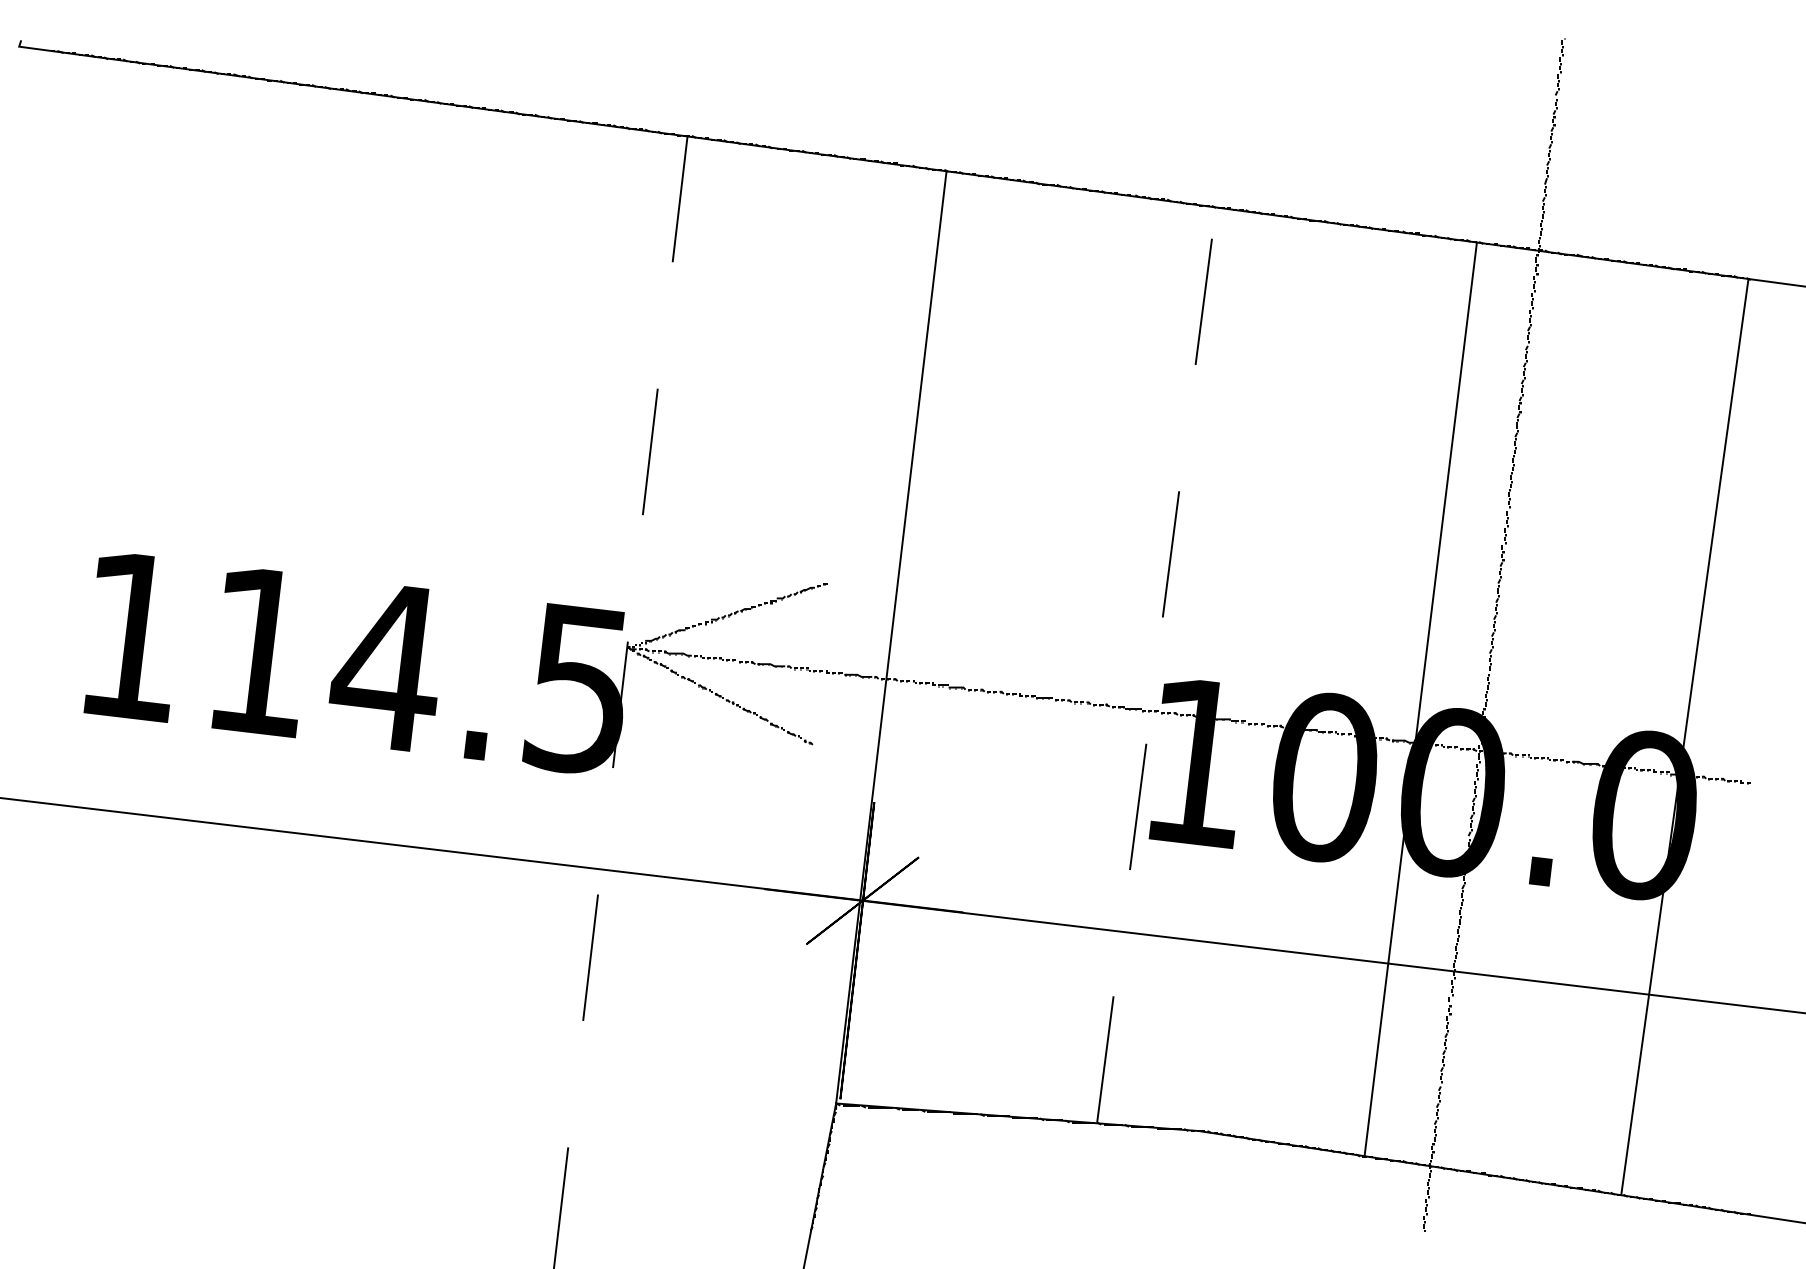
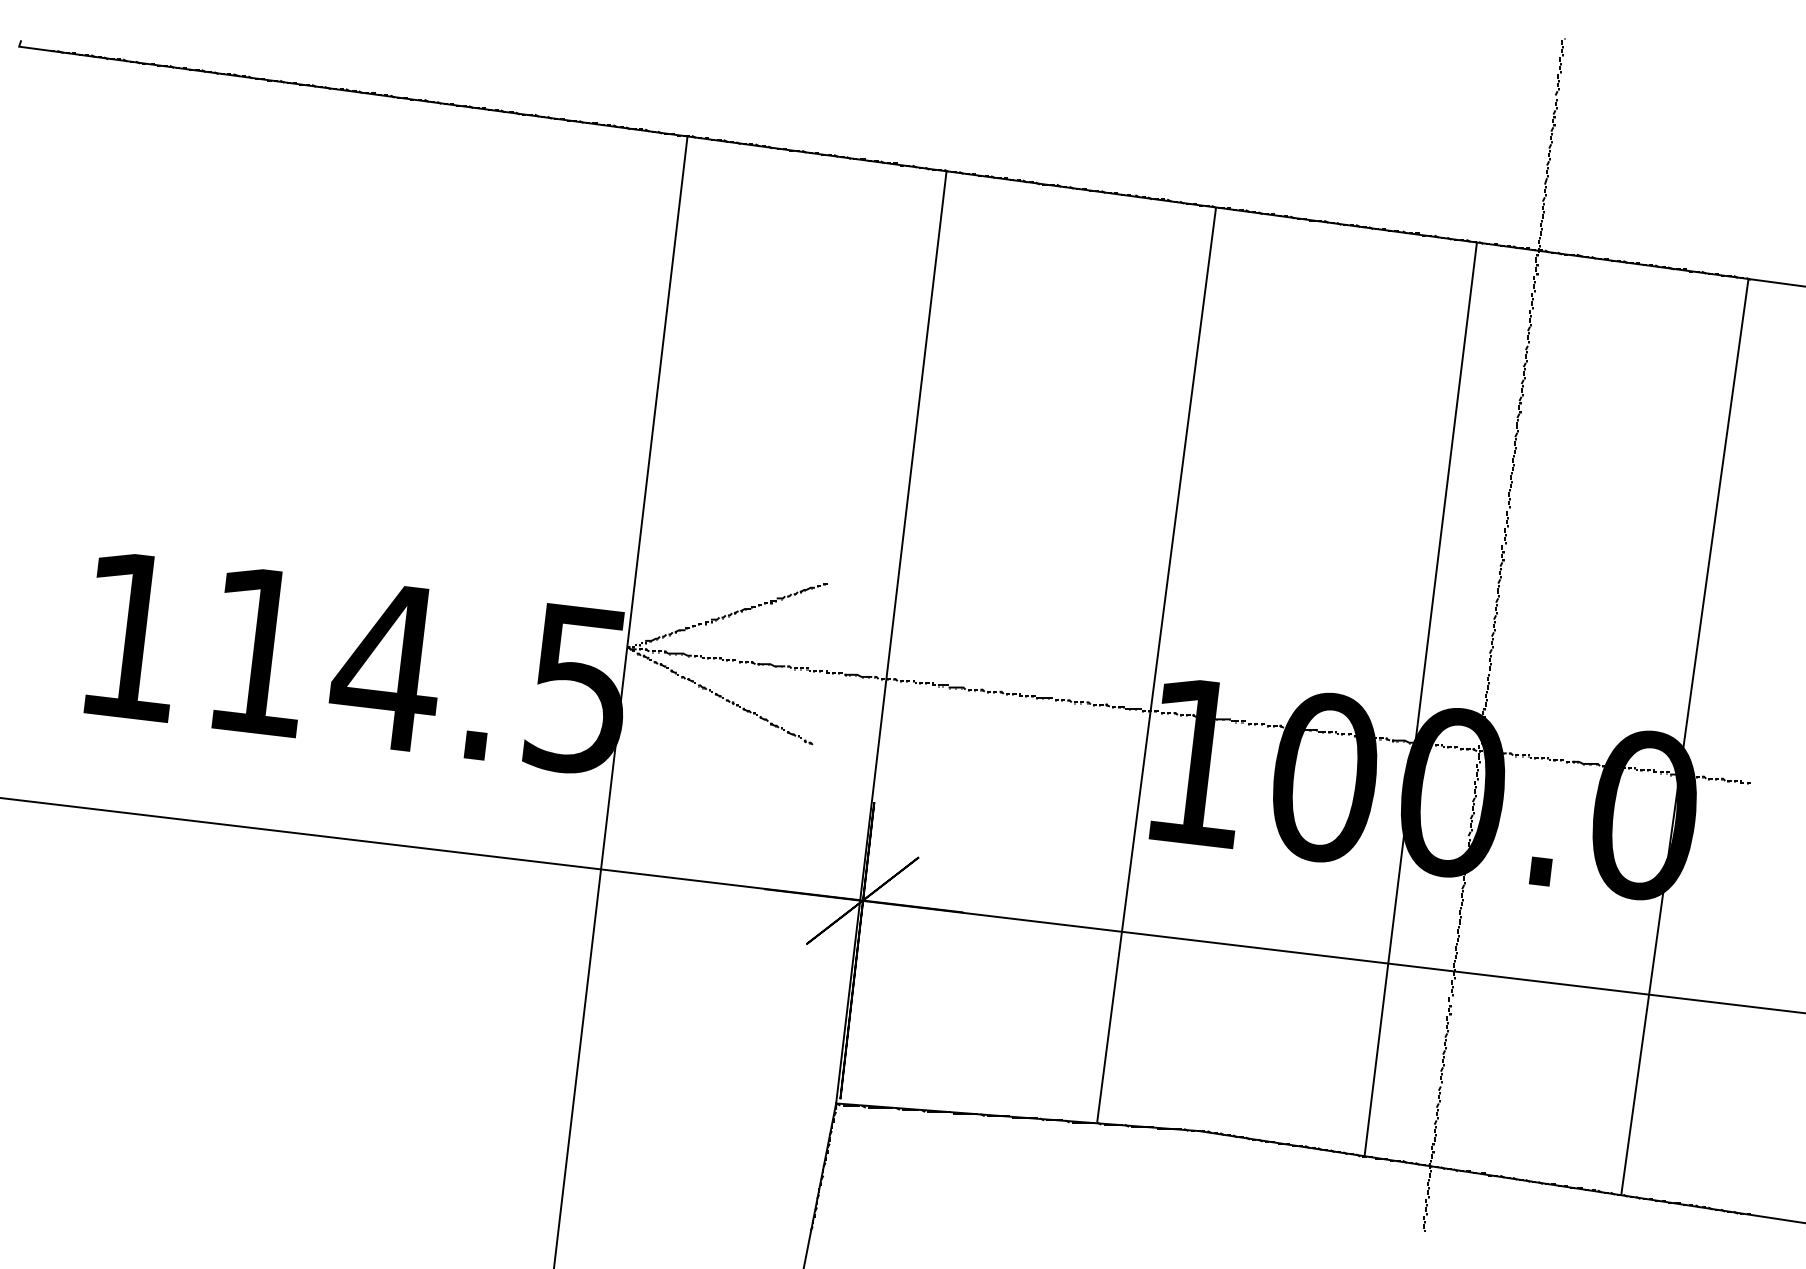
line: dashed -> solid (1156, 664)
line: dashed -> solid (620, 702)
